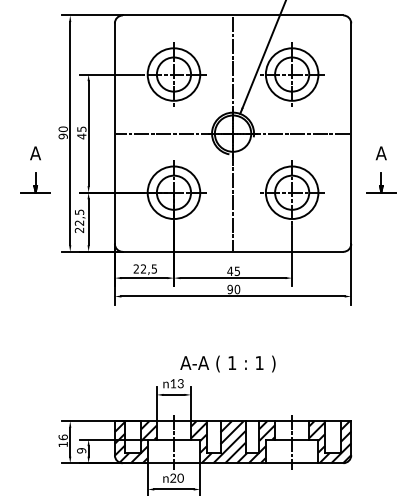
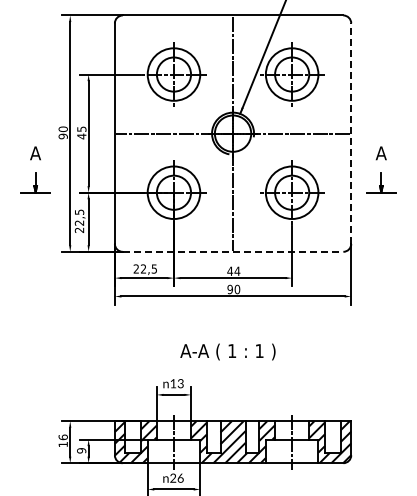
line: solid -> dashed (351, 133)
line: solid -> dashed (233, 251)
text: 45 -> 44 (237, 270)
text position: (227, 363) -> (227, 351) (227, 351)
text: 20 -> 26 (180, 477)
